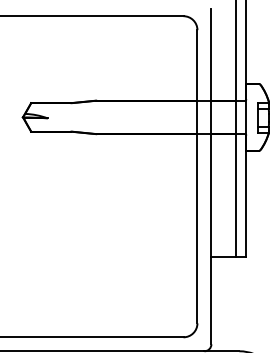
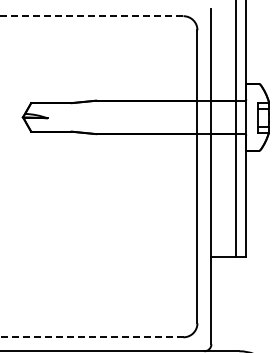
line: solid -> dashed (91, 16)
line: solid -> dashed (91, 337)
